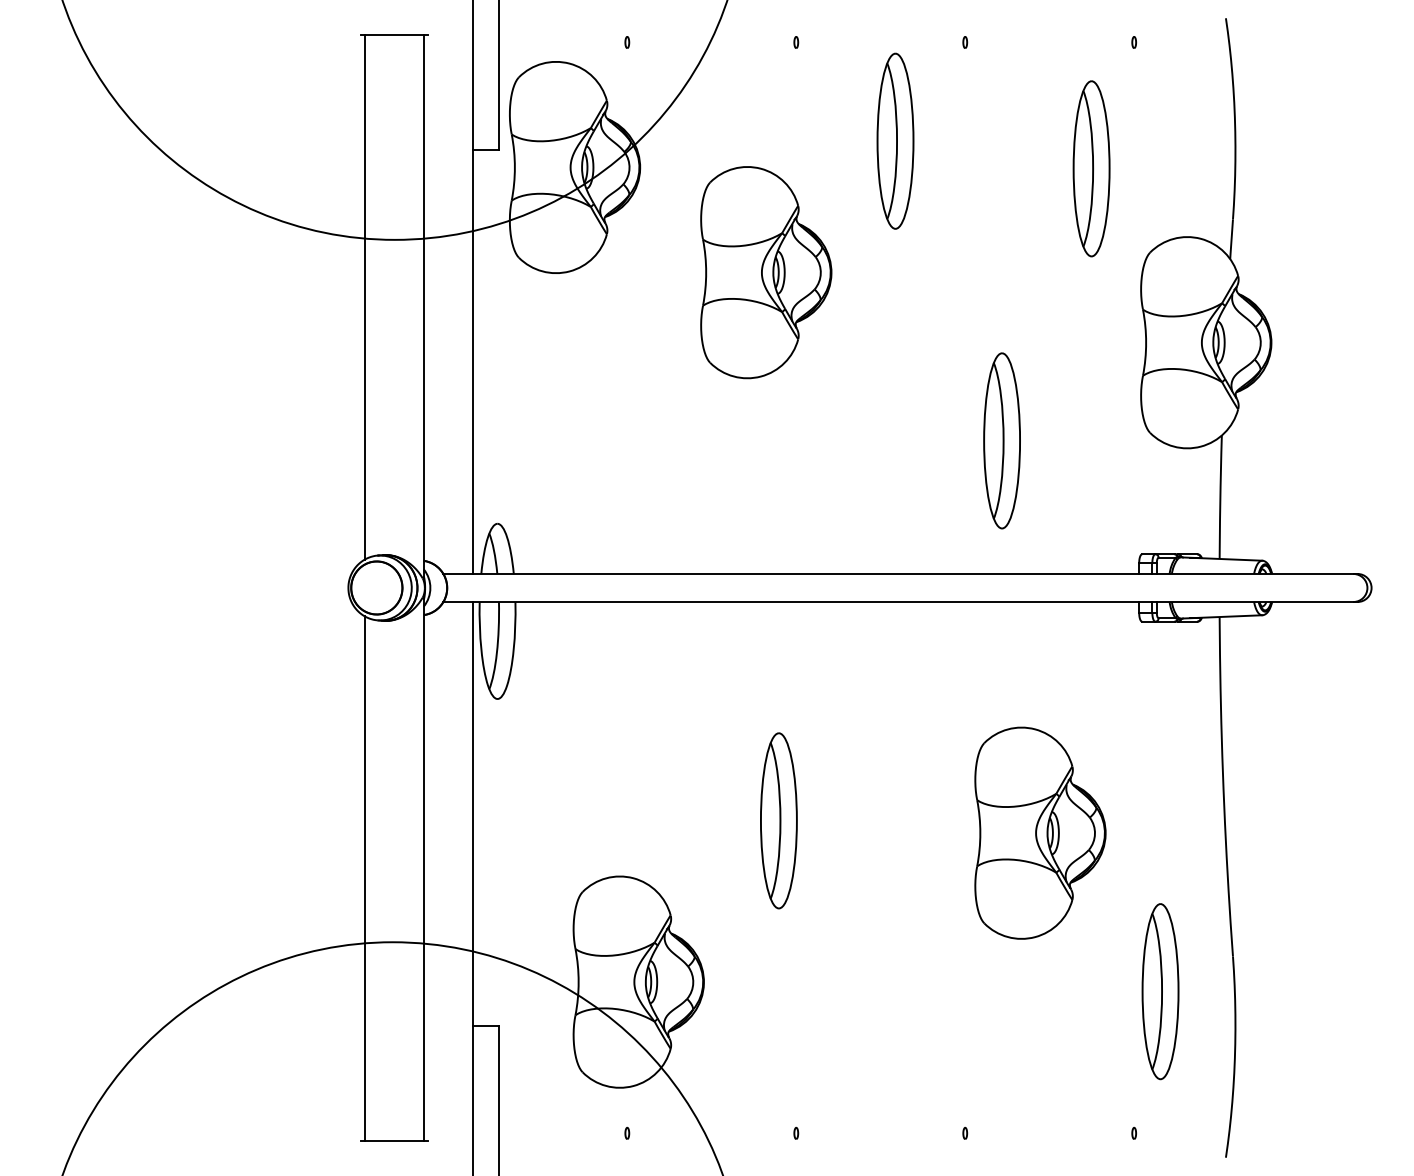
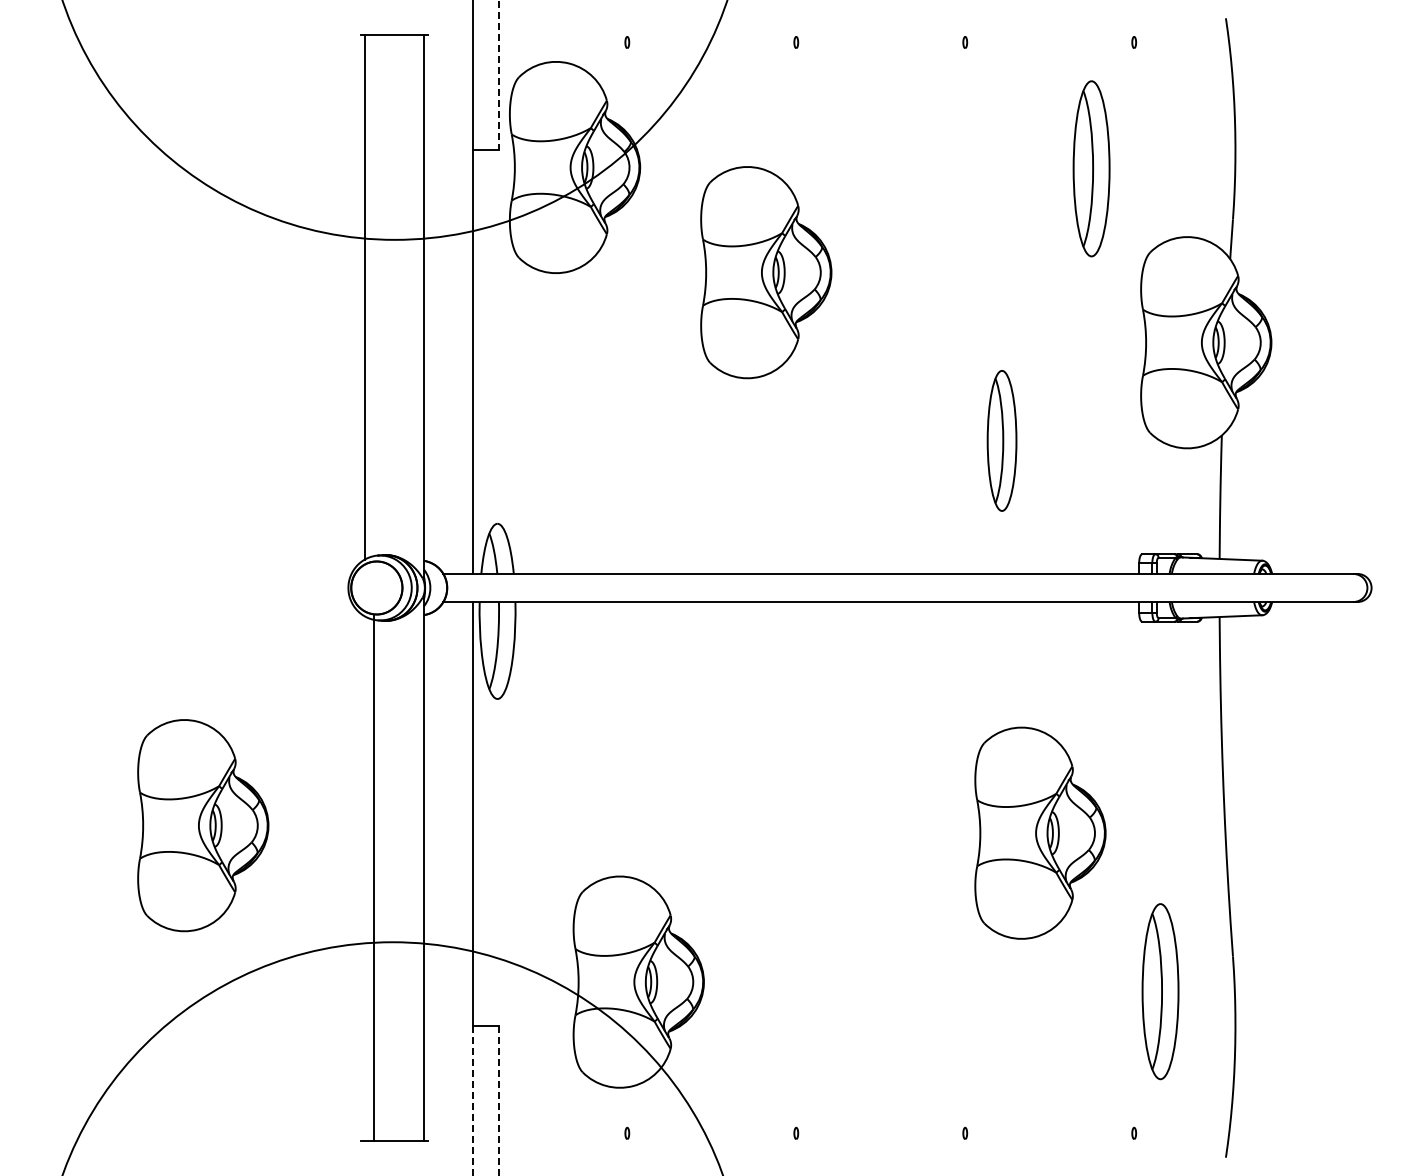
line: solid -> dashed (499, 75)
part: present -> none (895, 140)
part size: 38x178 px -> 32x142 px (1001, 440)
part: present -> none (778, 820)
part: none -> present (203, 825)
line position: (364, 878) -> (373, 878) (373, 878)
line: solid -> dashed (473, 1100)
line: solid -> dashed (499, 1100)
